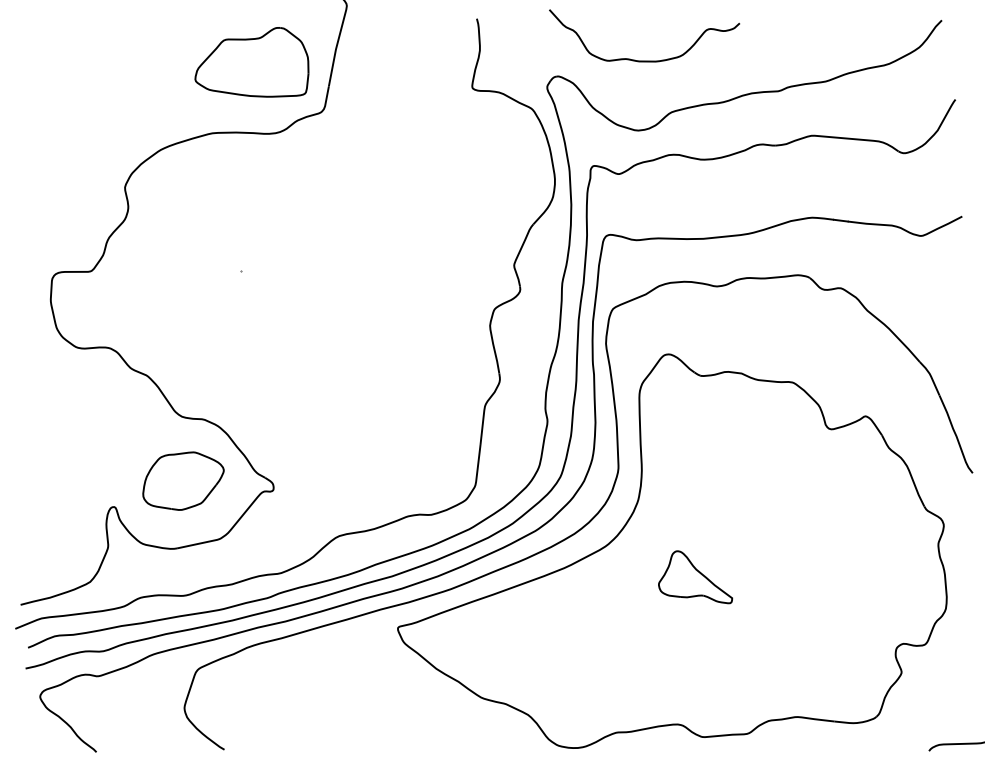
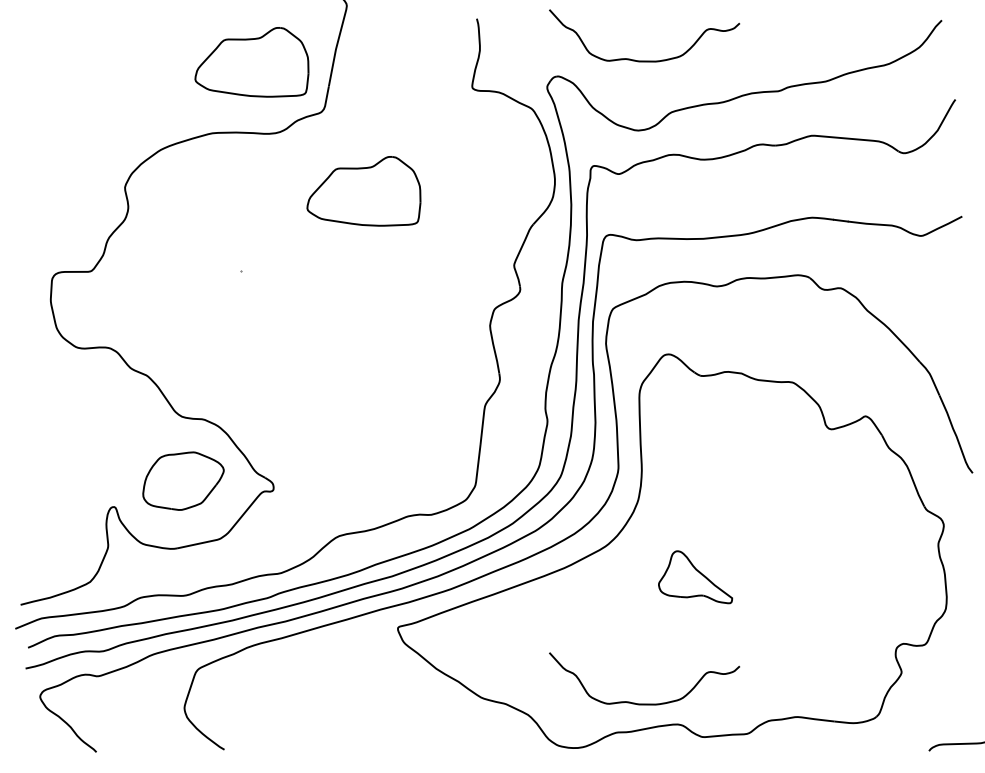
part: none -> present (363, 191)
curve: none -> present (644, 703)
